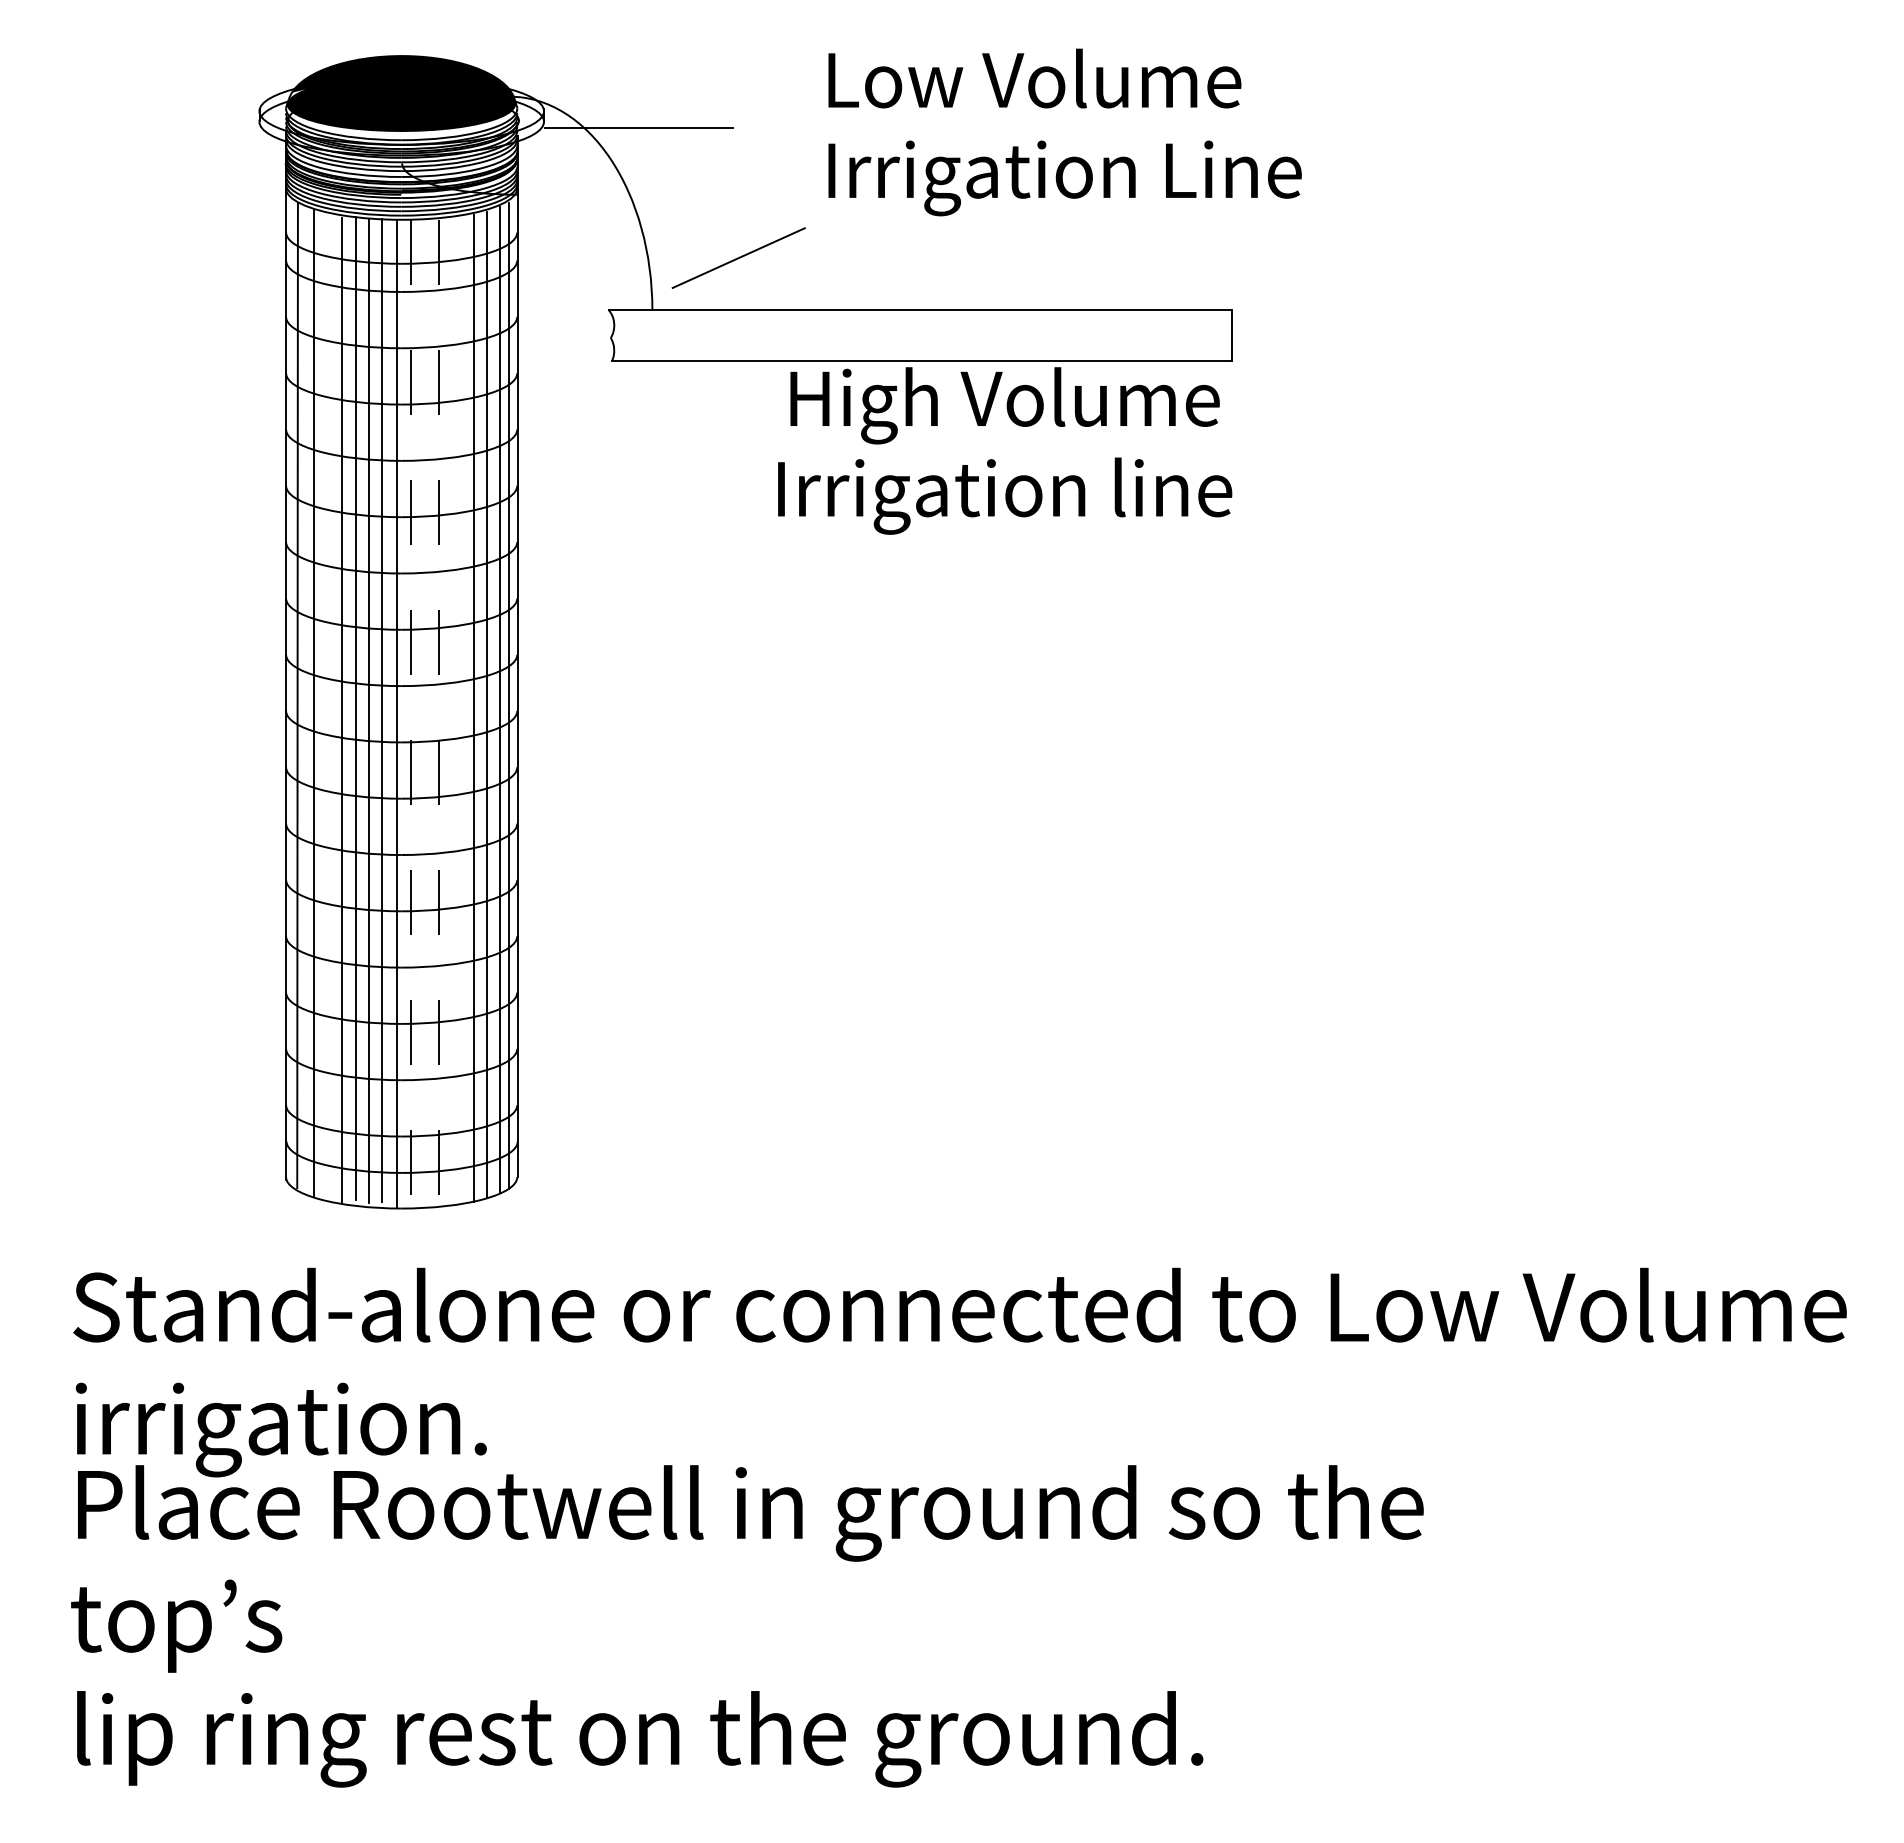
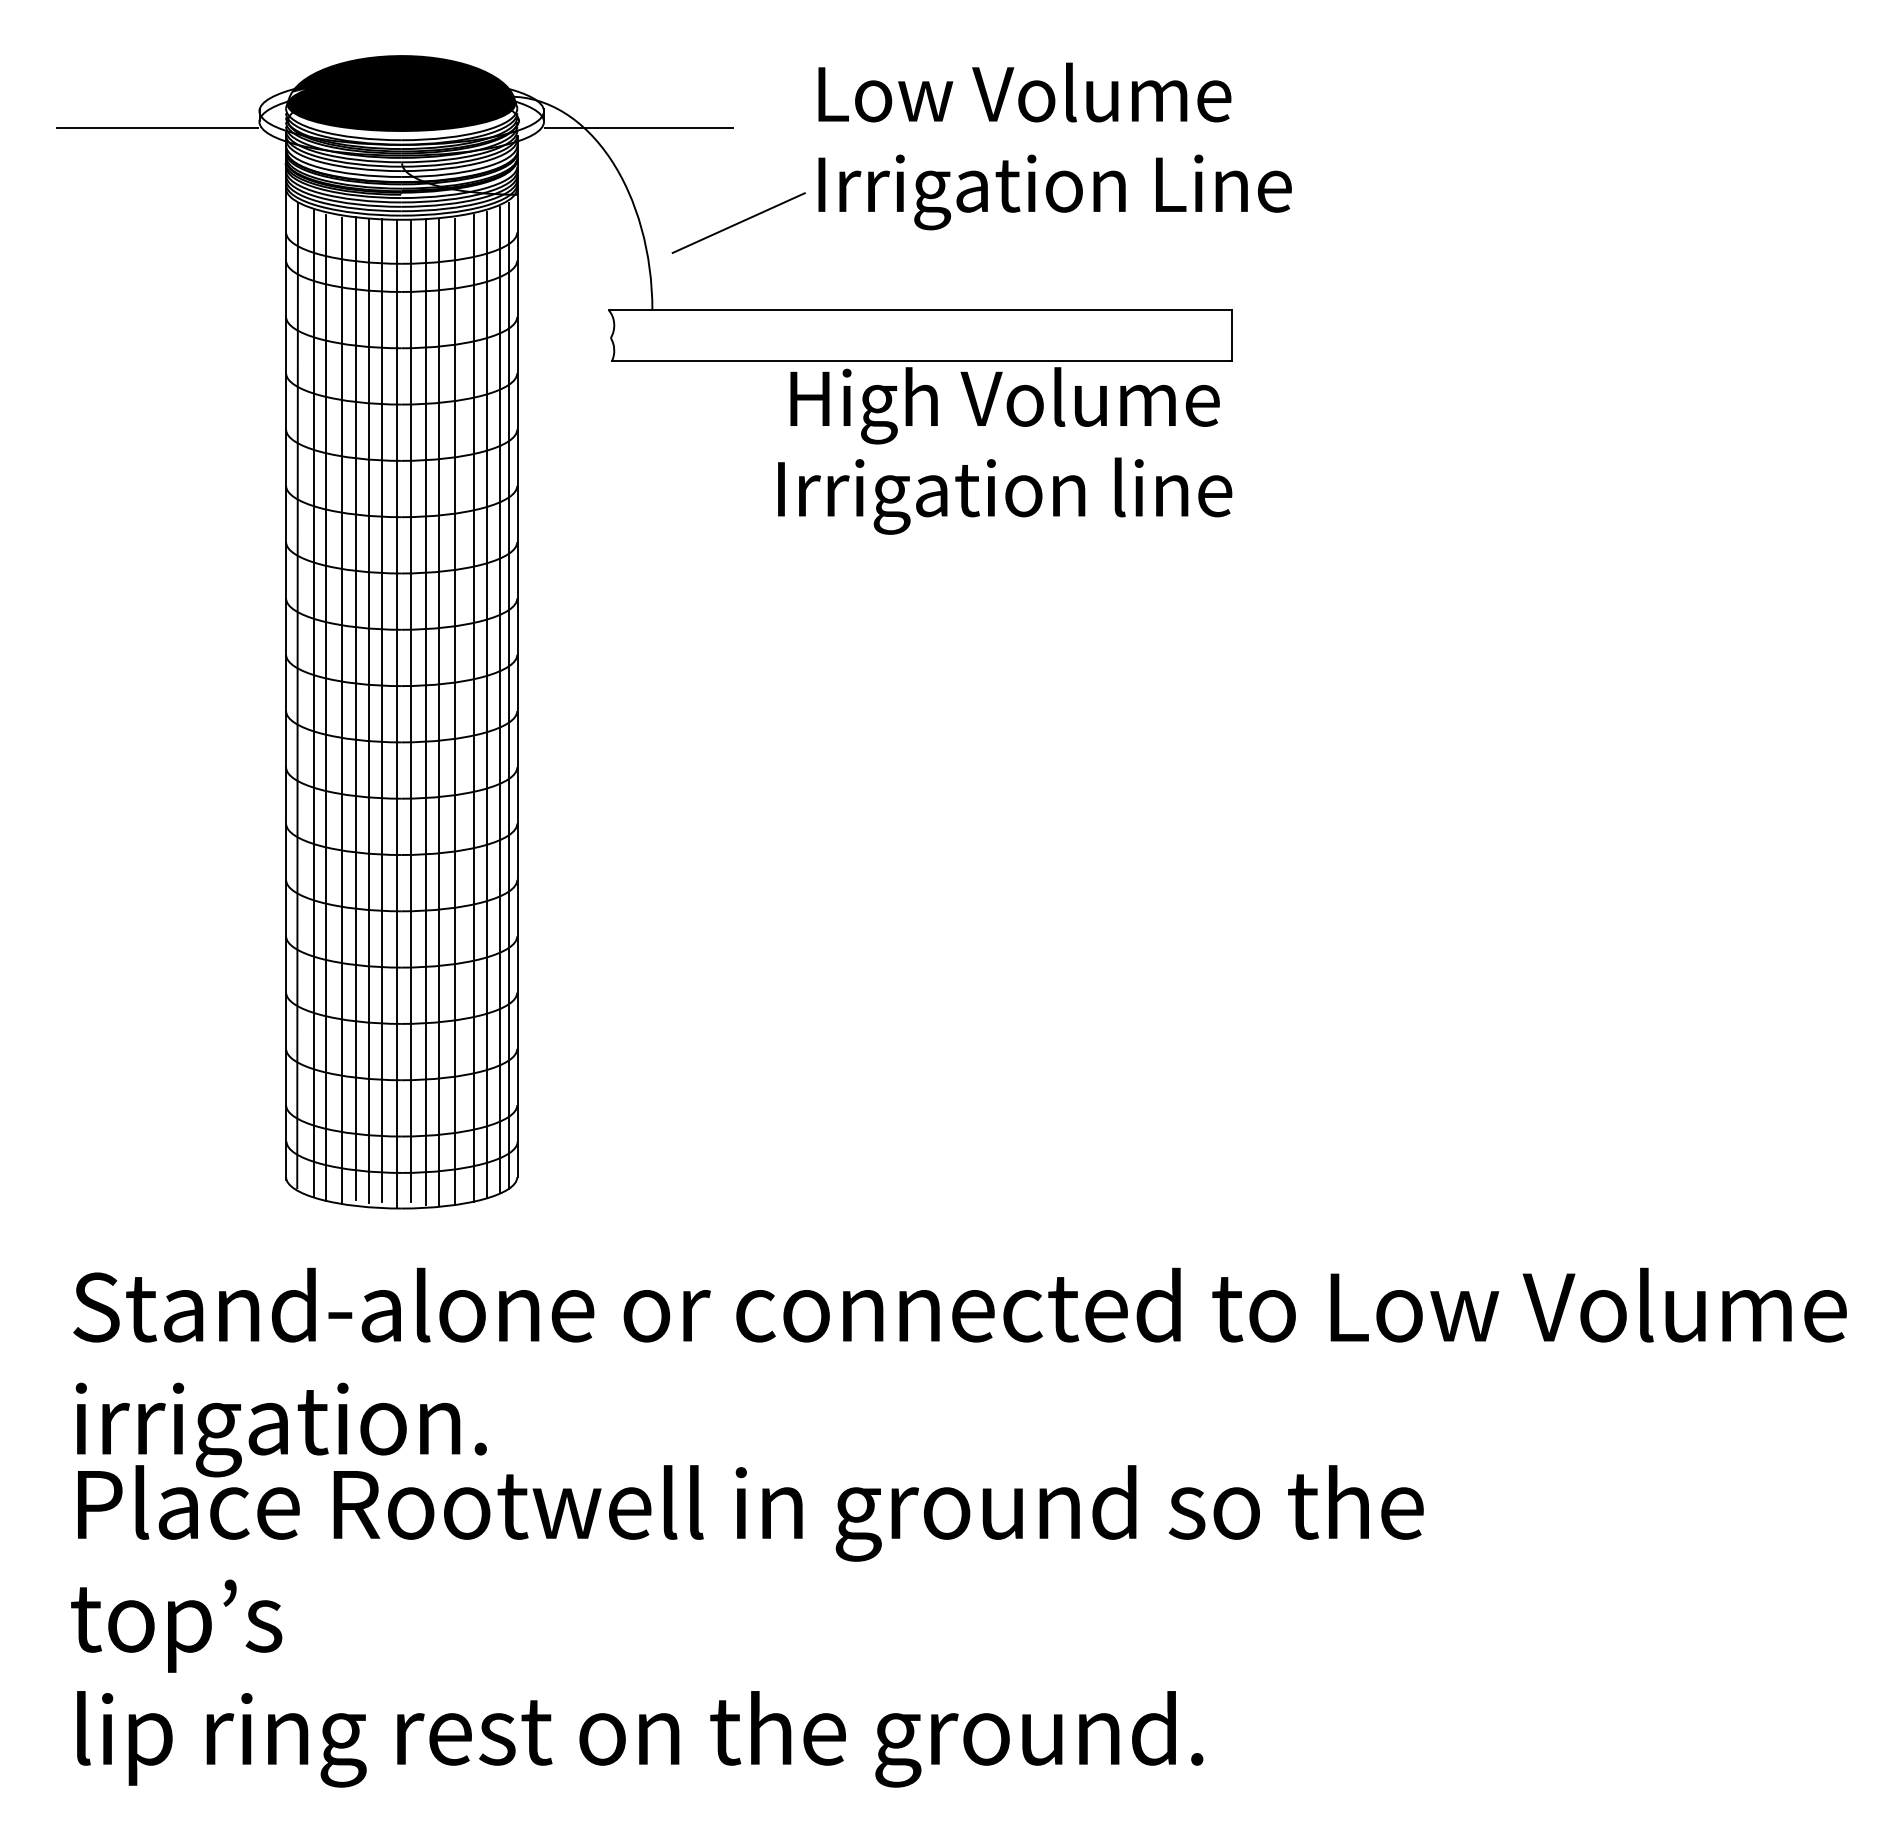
line: none -> present (157, 127)
text position: (1064, 132) -> (1054, 146) (1054, 146)
line position: (738, 257) -> (738, 222) (738, 222)
line: none -> present (326, 707)
line: dashed -> solid (411, 711)
line: none -> present (455, 711)
line: none -> present (425, 712)
line: dashed -> solid (438, 713)
